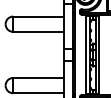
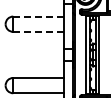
line: solid -> dashed (38, 16)
line: solid -> dashed (39, 31)
